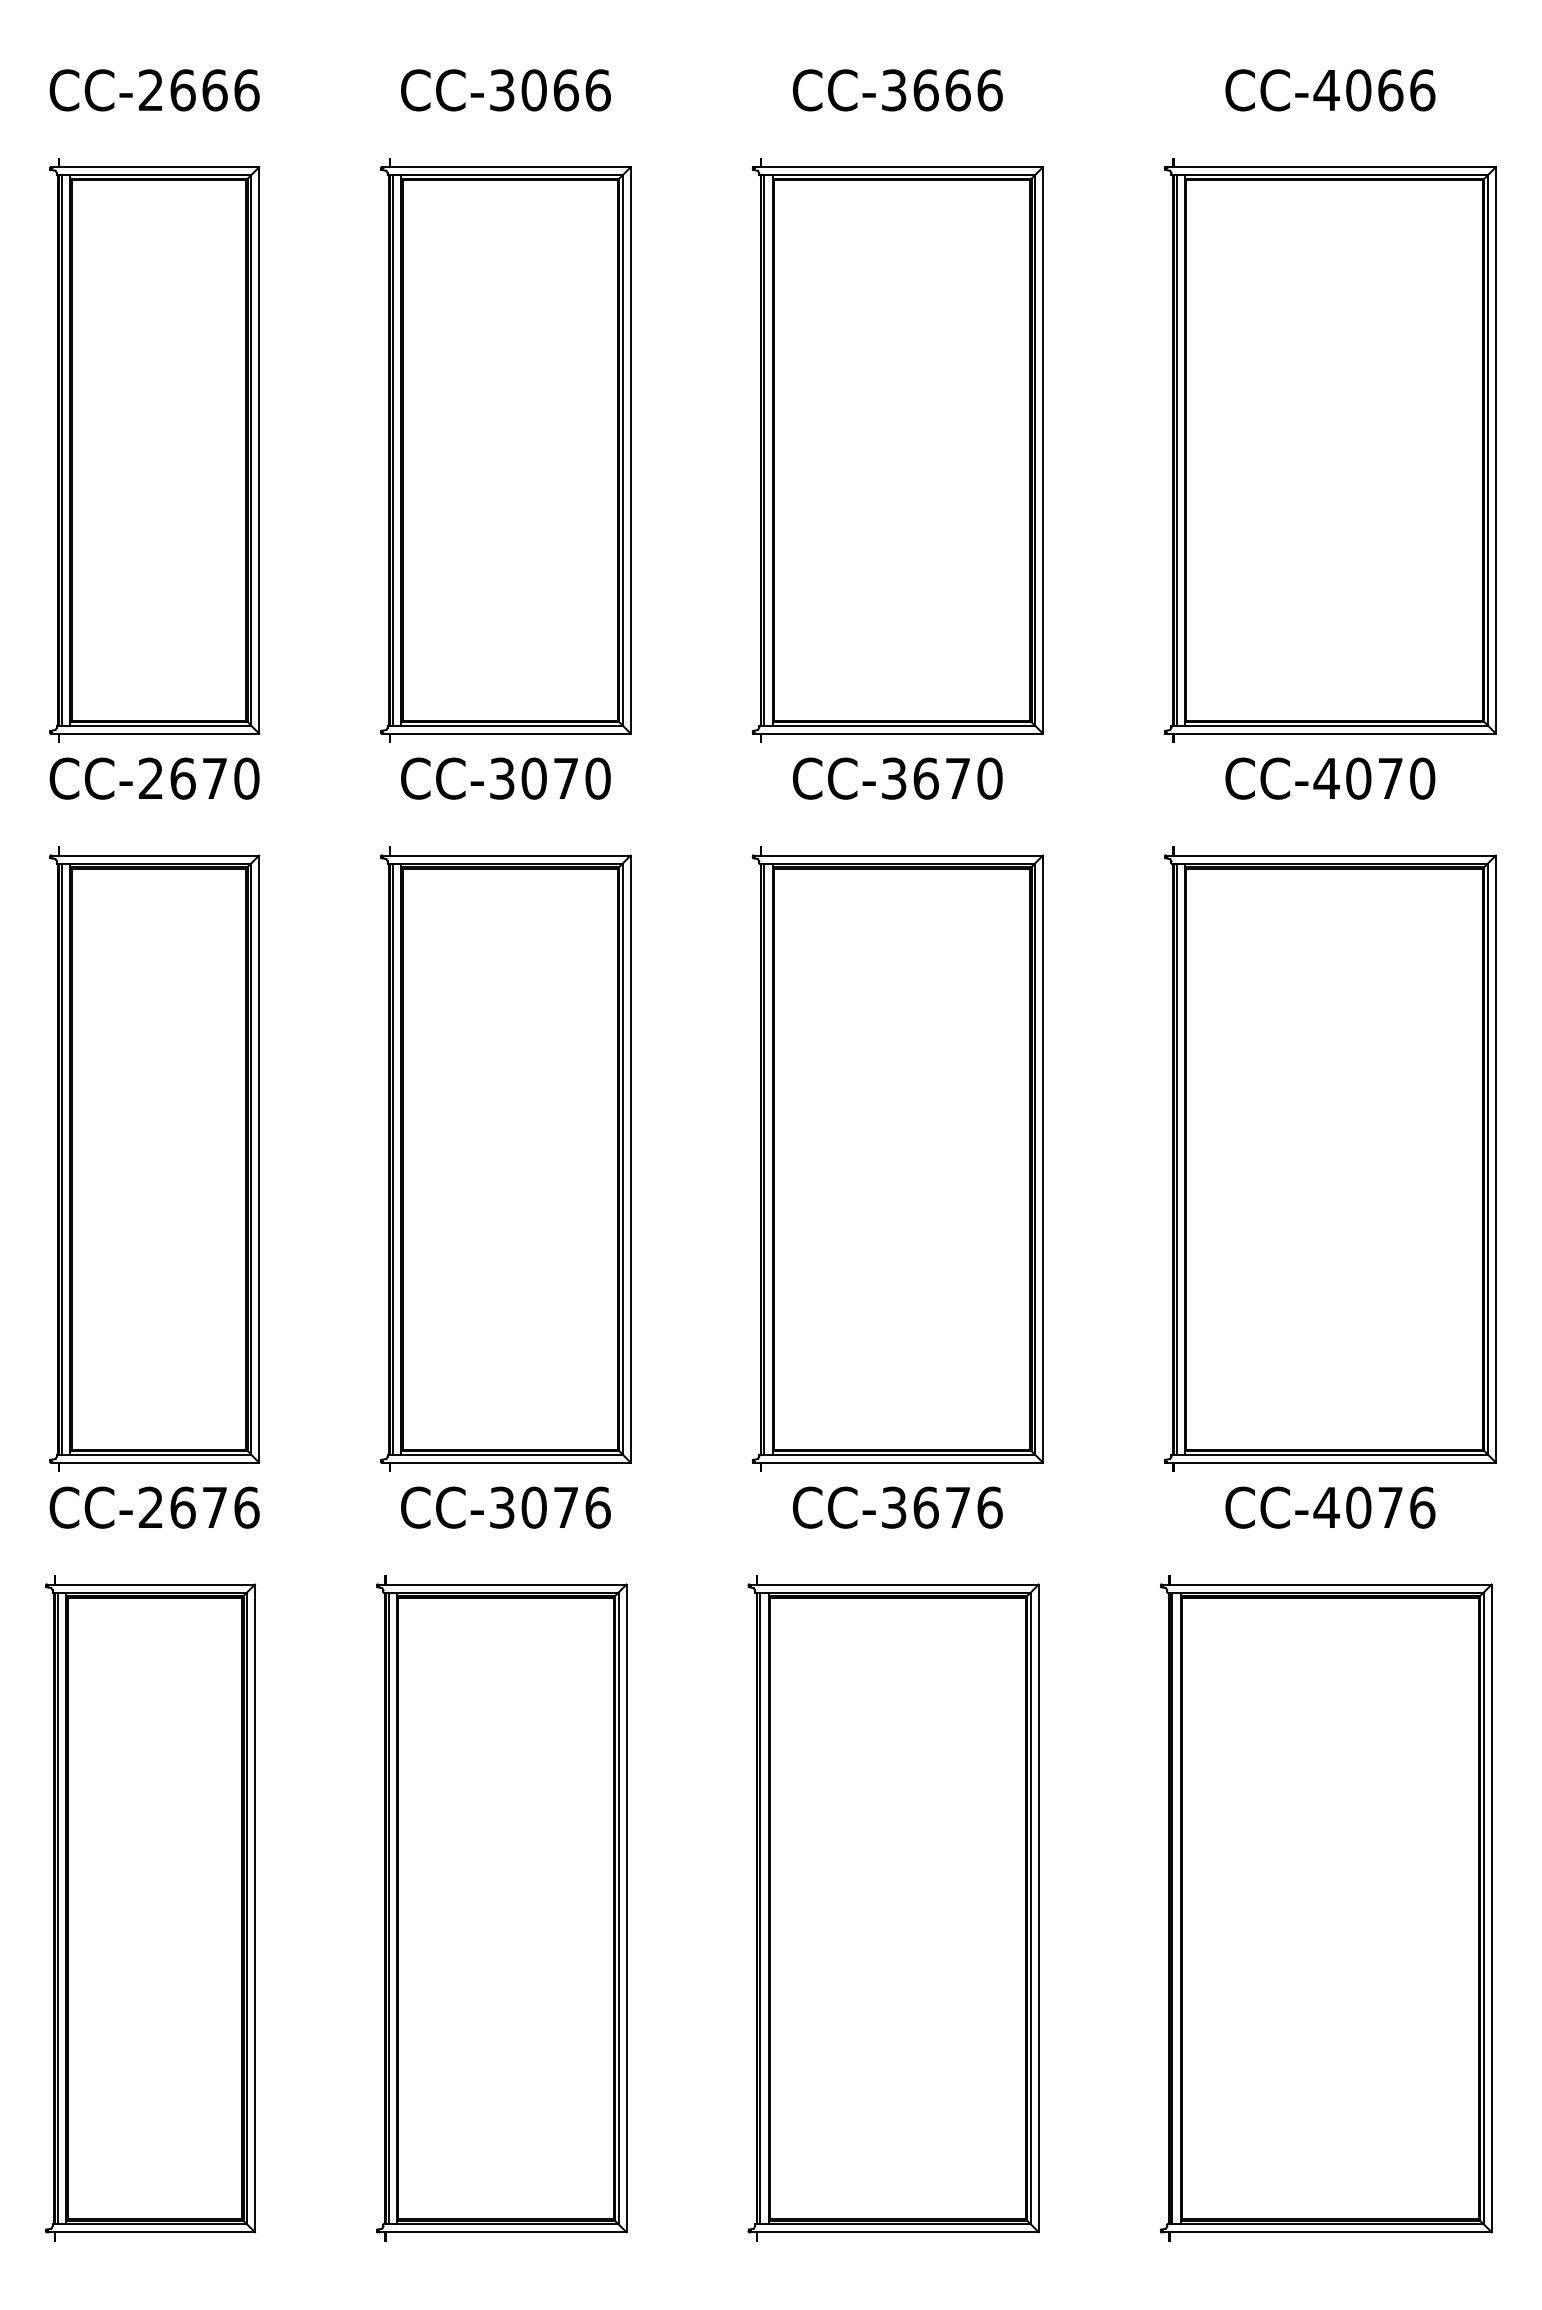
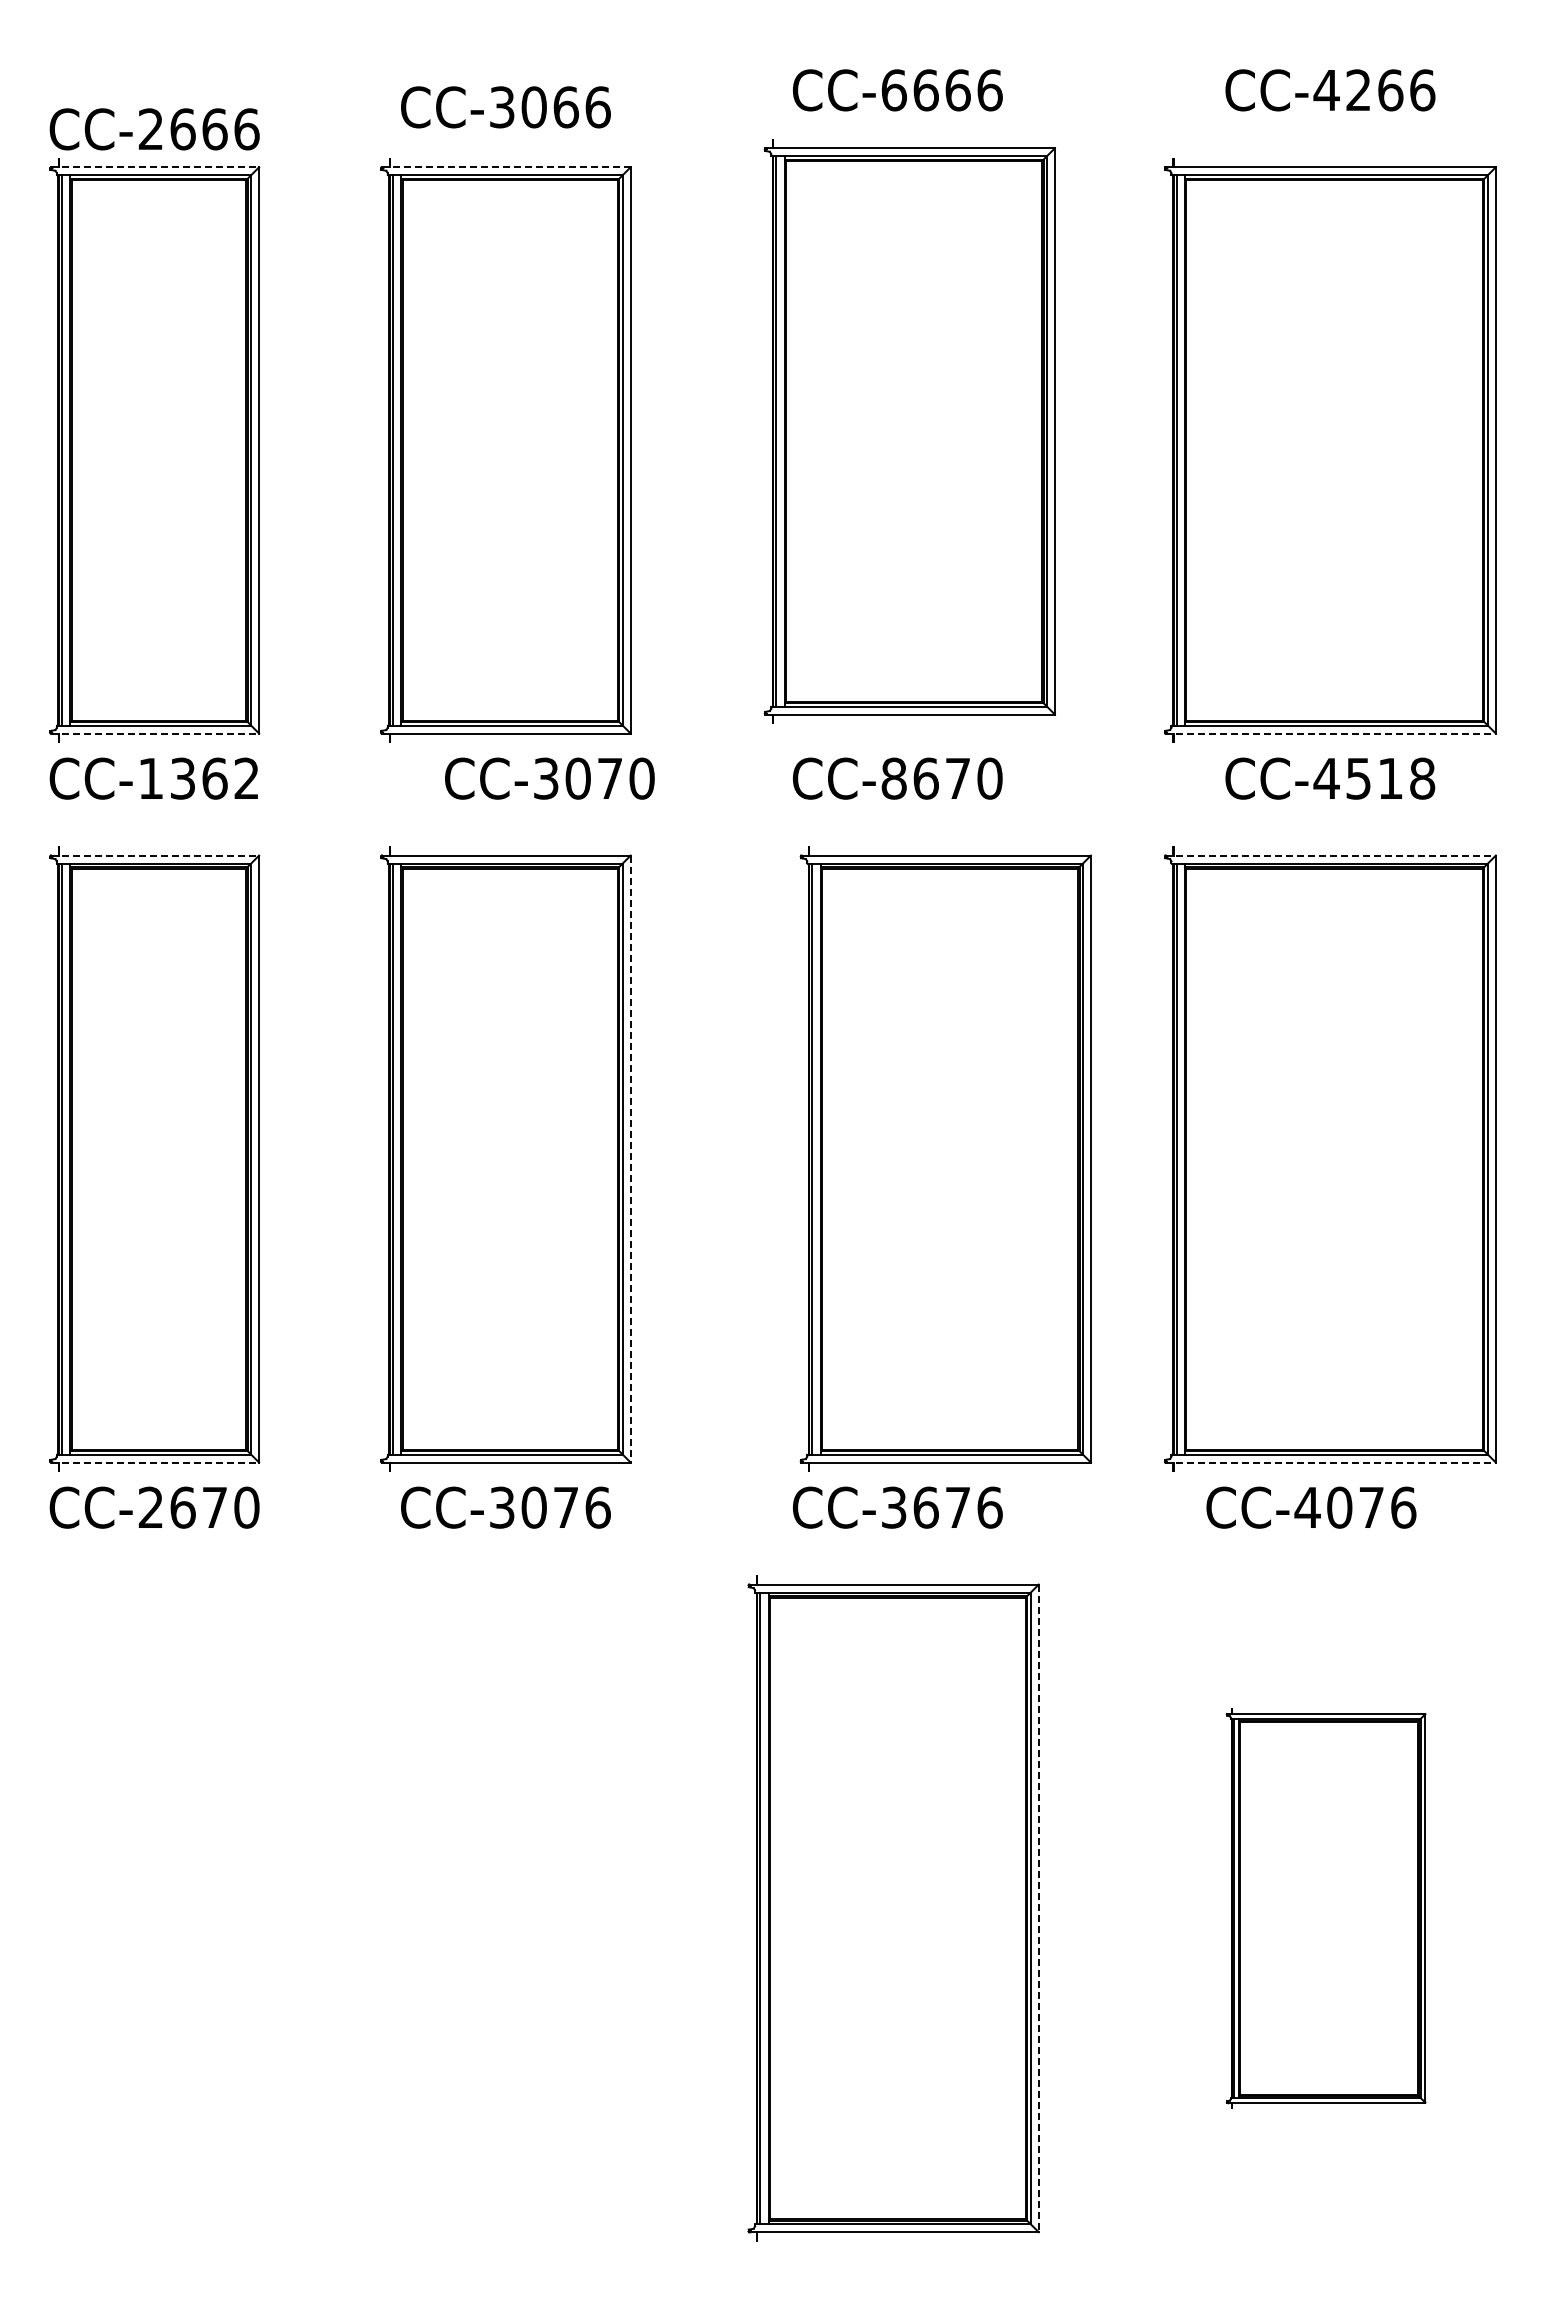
text position: (154, 90) -> (154, 129) (154, 129)
text position: (505, 90) -> (505, 107) (505, 107)
text: CC-3666 -> CC-6666 (894, 90)
text: CC-4066 -> CC-4266 (1358, 90)
line: solid -> dashed (155, 167)
line: solid -> dashed (506, 167)
part position: (897, 450) -> (909, 431) (909, 431)
line: solid -> dashed (155, 733)
line: solid -> dashed (1331, 733)
text: CC-2670 -> CC-1362 (198, 778)
text position: (505, 778) -> (549, 778) (549, 778)
text: CC-3670 -> CC-8670 (893, 778)
text: CC-4070 -> CC-4518 (1390, 778)
line: solid -> dashed (155, 855)
line: solid -> dashed (1331, 855)
part position: (897, 1158) -> (945, 1158) (945, 1158)
line: solid -> dashed (630, 1159)
line: solid -> dashed (155, 1462)
line: solid -> dashed (1331, 1462)
text: CC-2676 -> CC-2670 (246, 1507)
text position: (1330, 1507) -> (1311, 1507) (1311, 1507)
part: present -> none (150, 1908)
part: present -> none (501, 1908)
line: solid -> dashed (1038, 1908)
part size: 334x667 px -> 202x401 px (1325, 1908)
